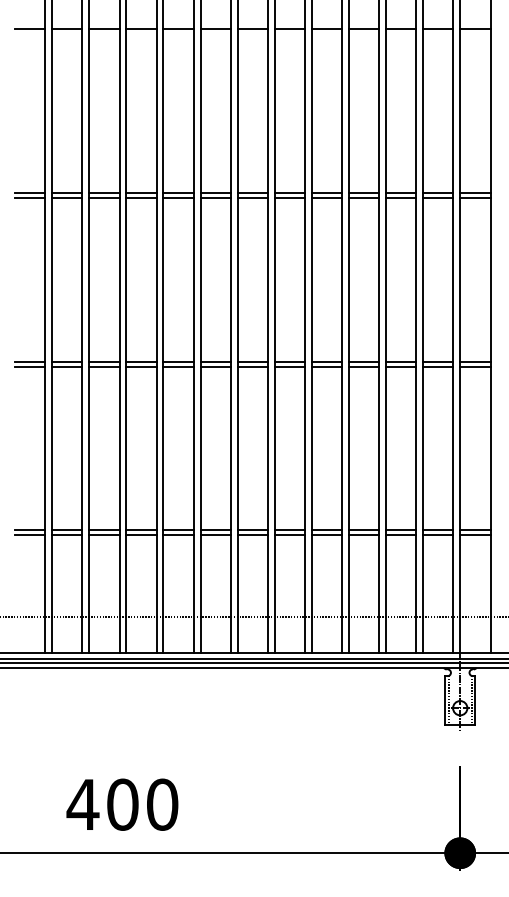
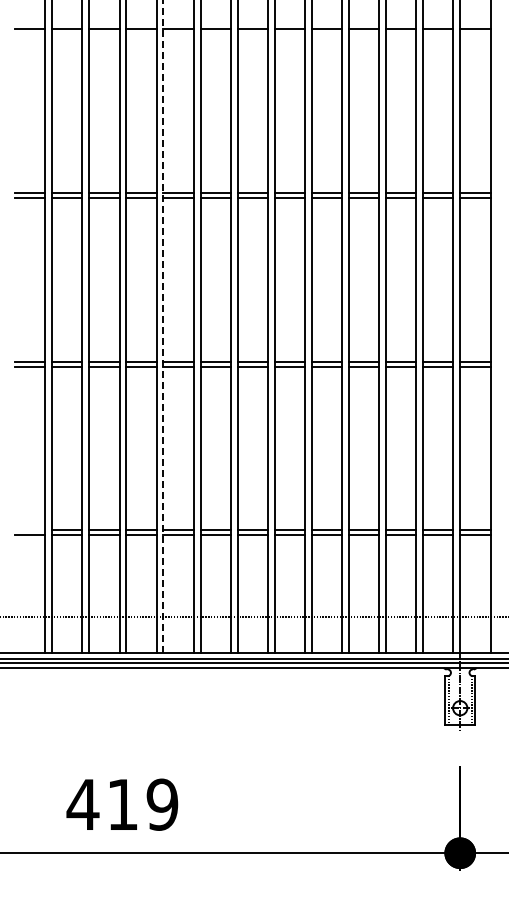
line: solid -> dashed (163, 326)
line: present -> none (30, 530)
text: 400 -> 419 (142, 804)
